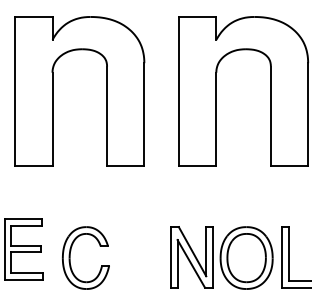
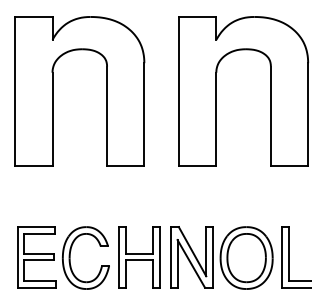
part position: (23, 249) -> (36, 257) (36, 257)
part: none -> present (139, 257)
